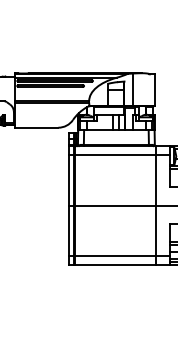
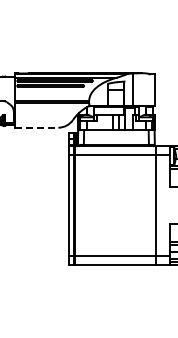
line: solid -> dashed (36, 127)
line: present -> none (121, 205)
